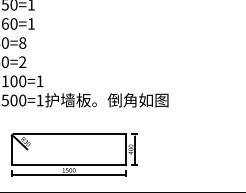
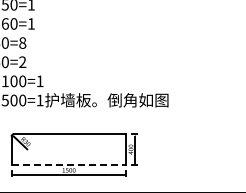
line: solid -> dashed (69, 164)
